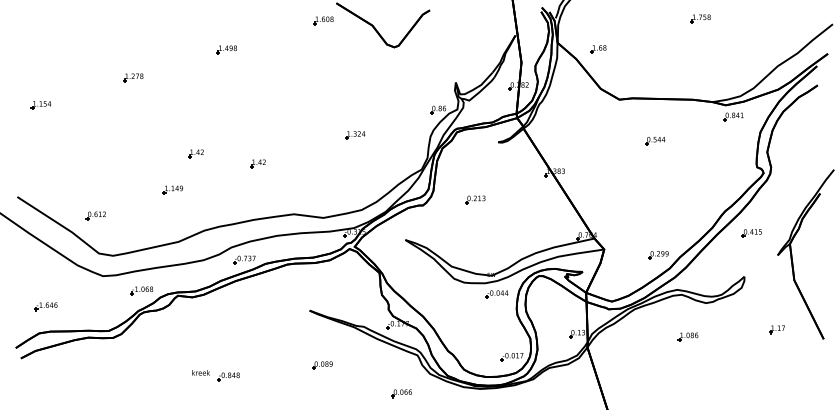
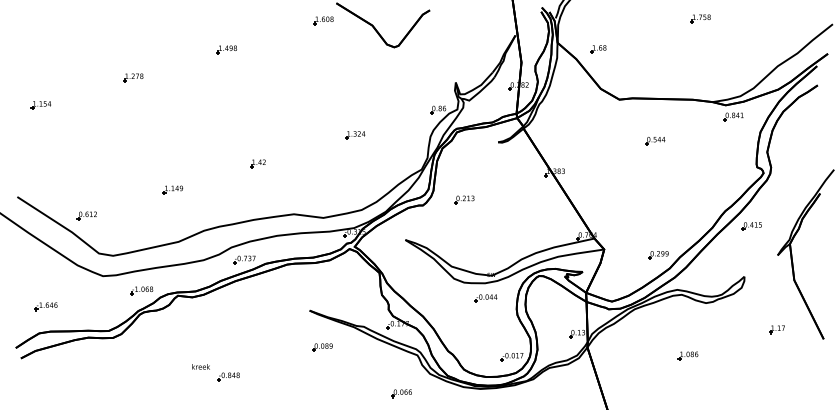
part: present -> none (195, 153)
part position: (475, 199) -> (464, 199) (464, 199)
part position: (95, 215) -> (86, 215) (86, 215)
part position: (751, 233) -> (751, 226) (751, 226)
part position: (496, 294) -> (485, 298) (485, 298)
part position: (687, 336) -> (687, 355) (687, 355)
part position: (322, 365) -> (322, 347) (322, 347)
text position: (200, 372) -> (200, 366) (200, 366)
